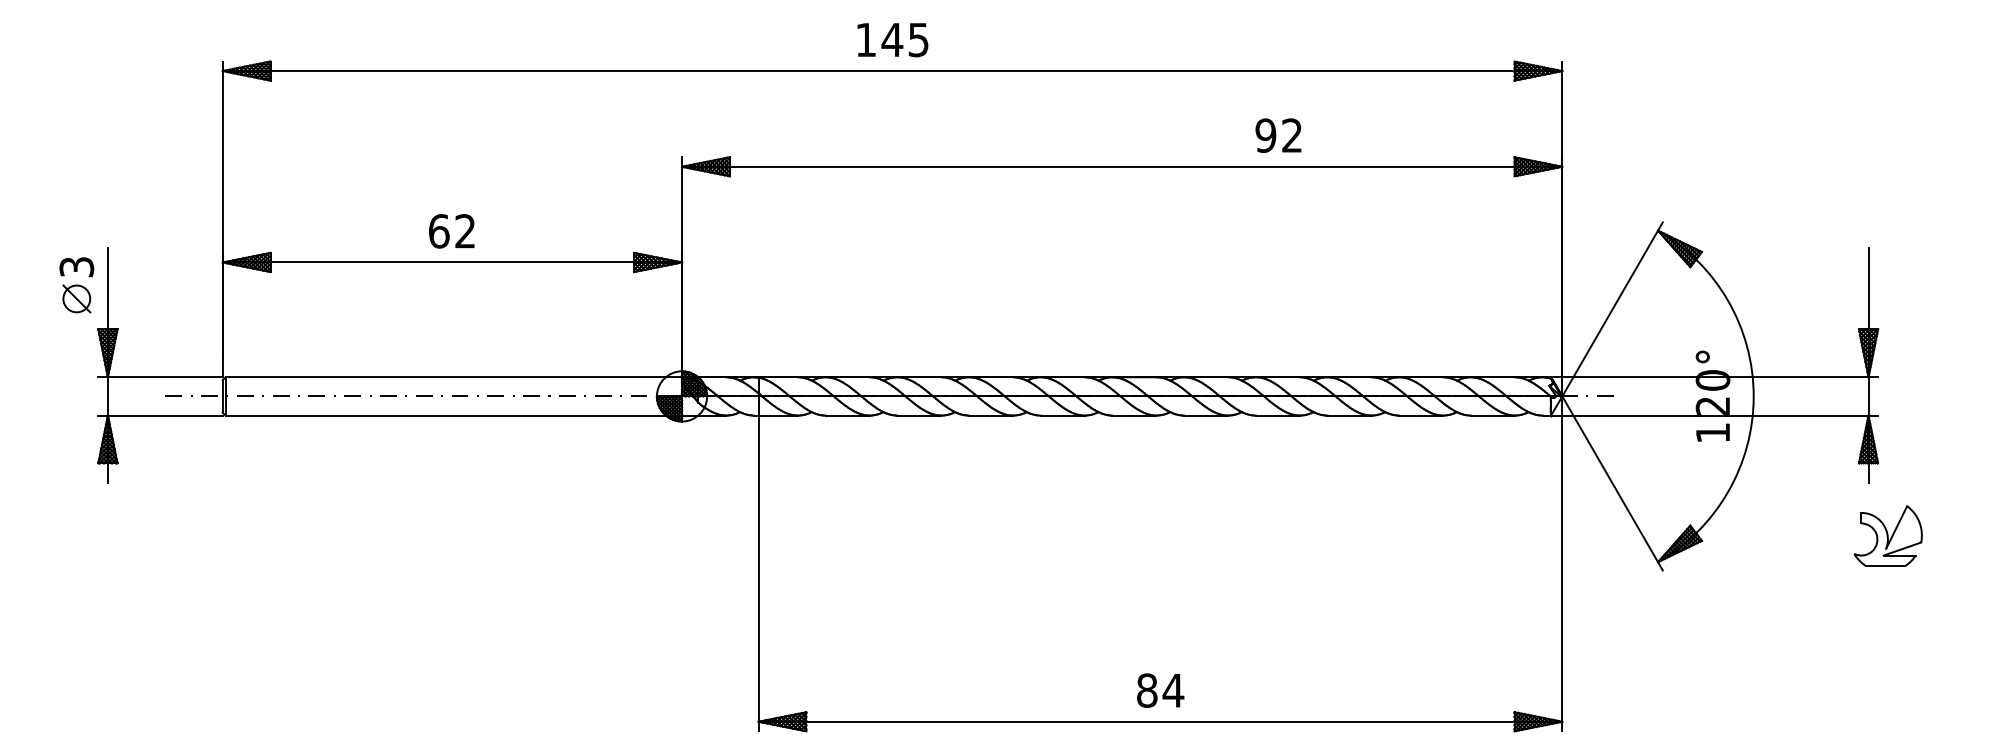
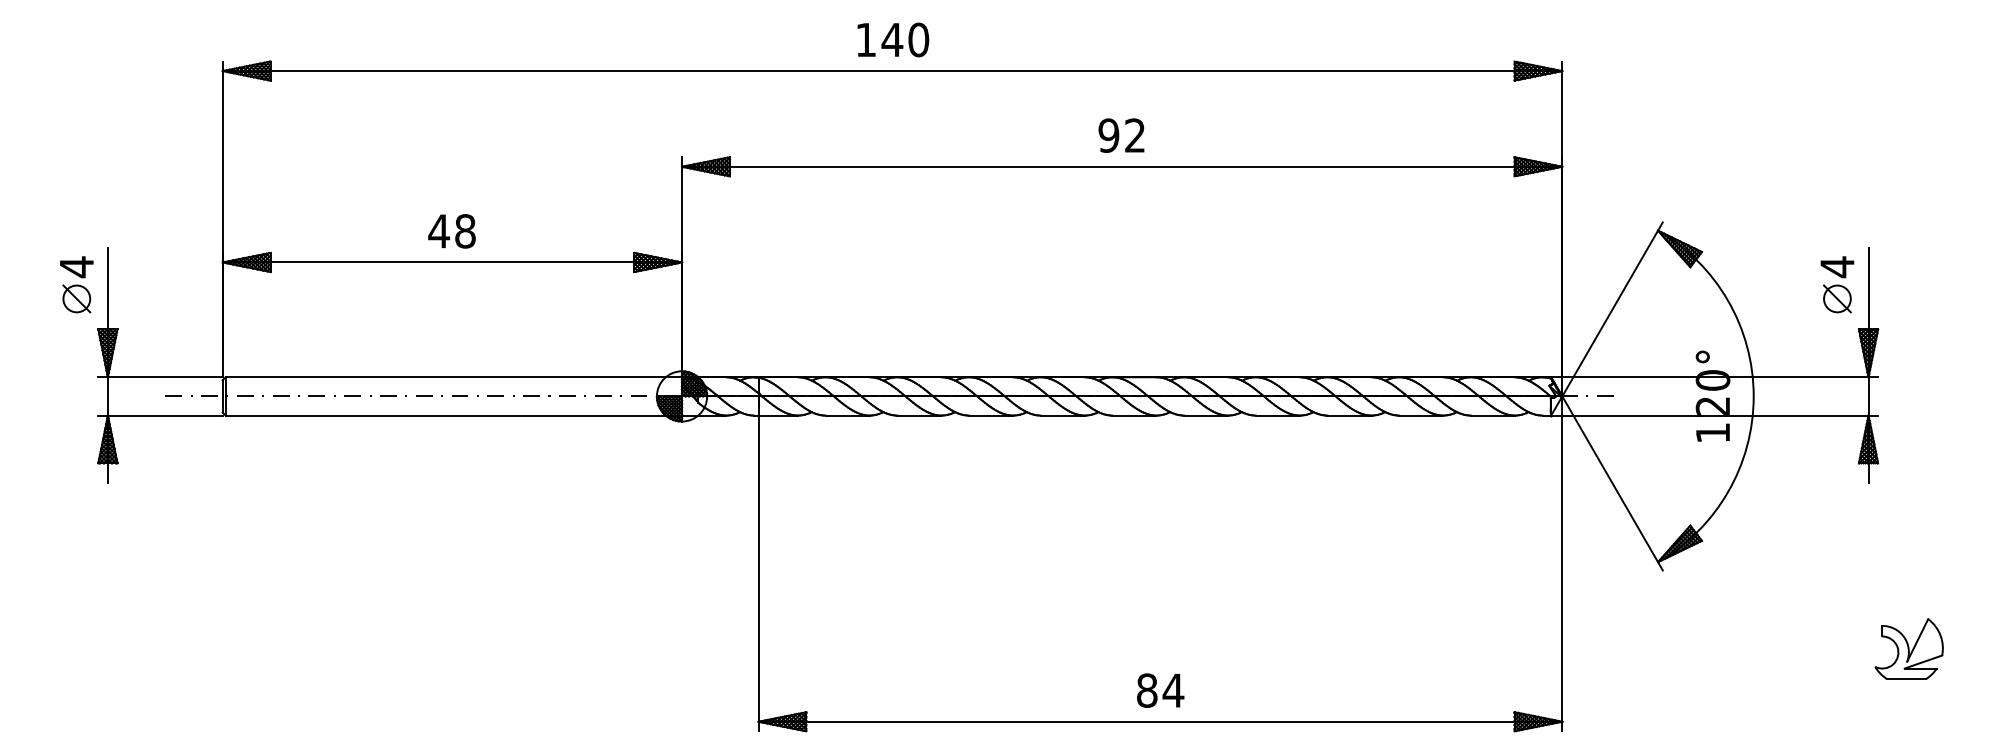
text: 145 -> 140 (918, 39)
text position: (1278, 135) -> (1121, 135) (1121, 135)
text: 62 -> 48 (451, 231)
text: 3 -> 4 (76, 267)
part: none -> present (1837, 284)
part position: (1887, 535) -> (1908, 648) (1908, 648)
